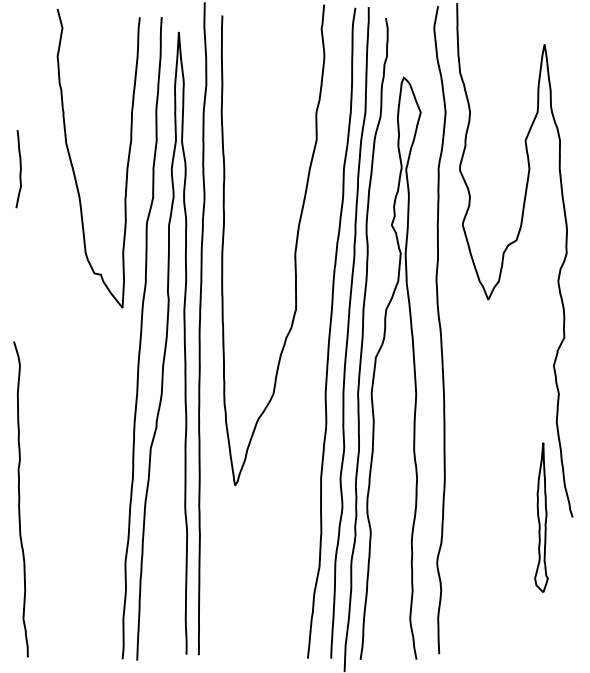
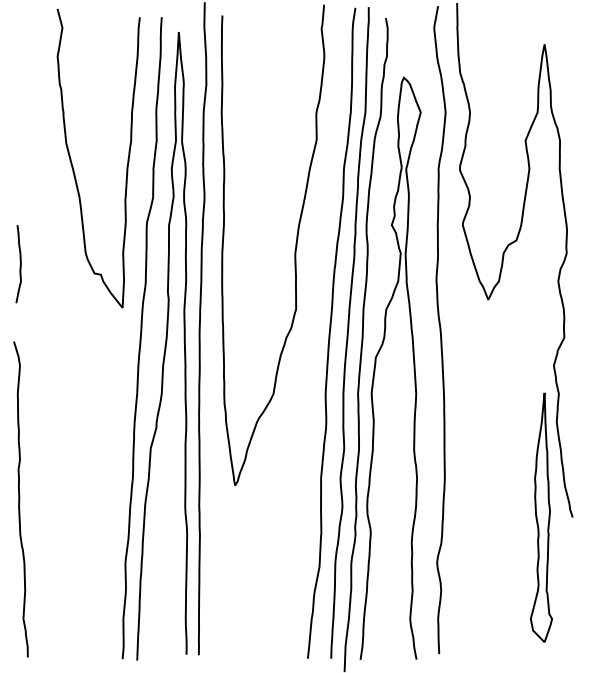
curve position: (19, 170) -> (19, 265) (19, 265)
part size: 15x151 px -> 23x251 px (541, 517)
